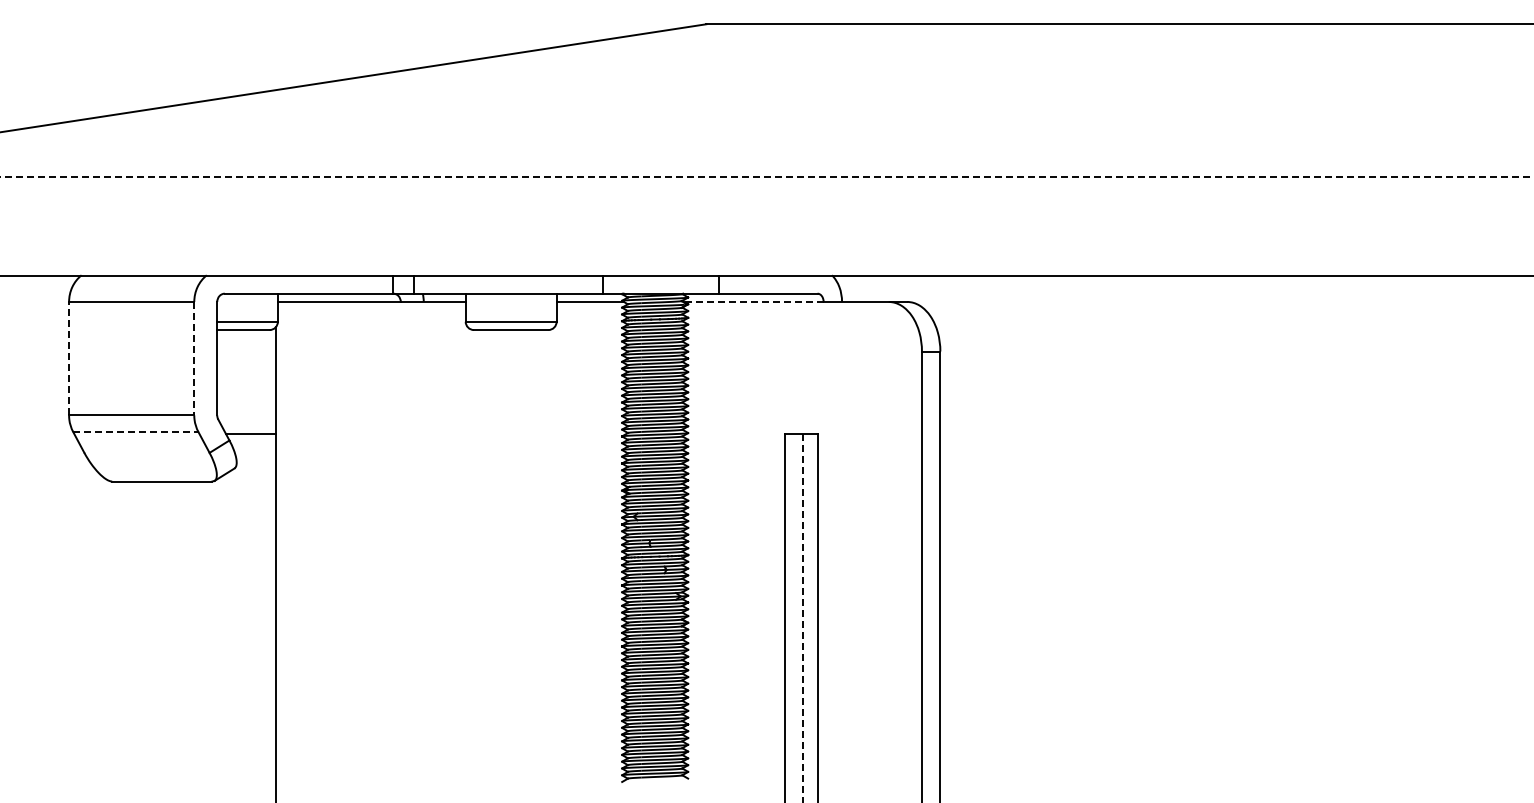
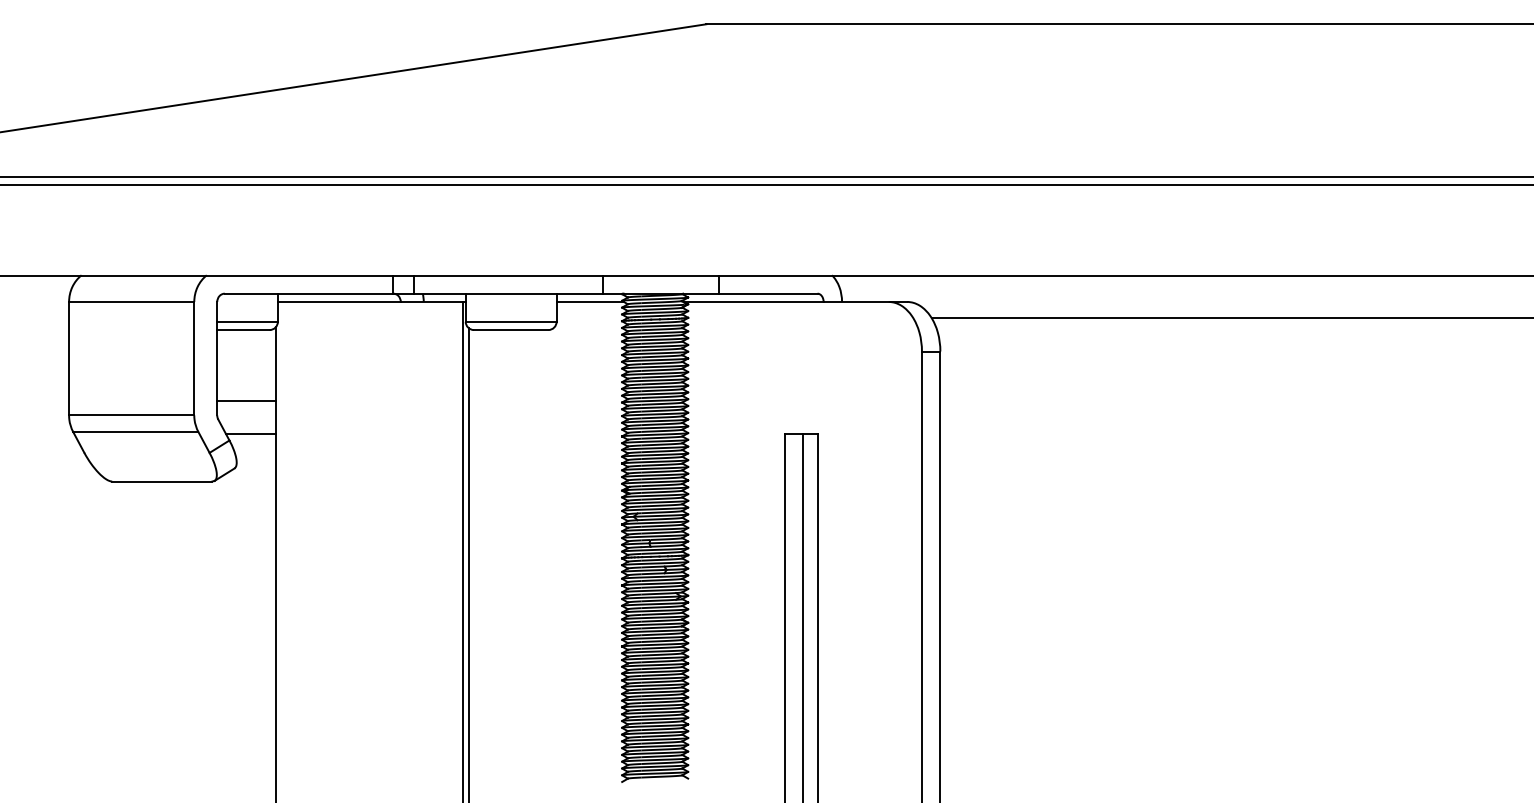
line: dashed -> solid (767, 177)
line: none -> present (766, 184)
line: dashed -> solid (753, 301)
line: none -> present (1230, 318)
line: dashed -> solid (69, 358)
line: dashed -> solid (194, 358)
line: none -> present (246, 401)
line: dashed -> solid (135, 431)
line: none -> present (462, 550)
line: none -> present (468, 563)
line: dashed -> solid (803, 618)
